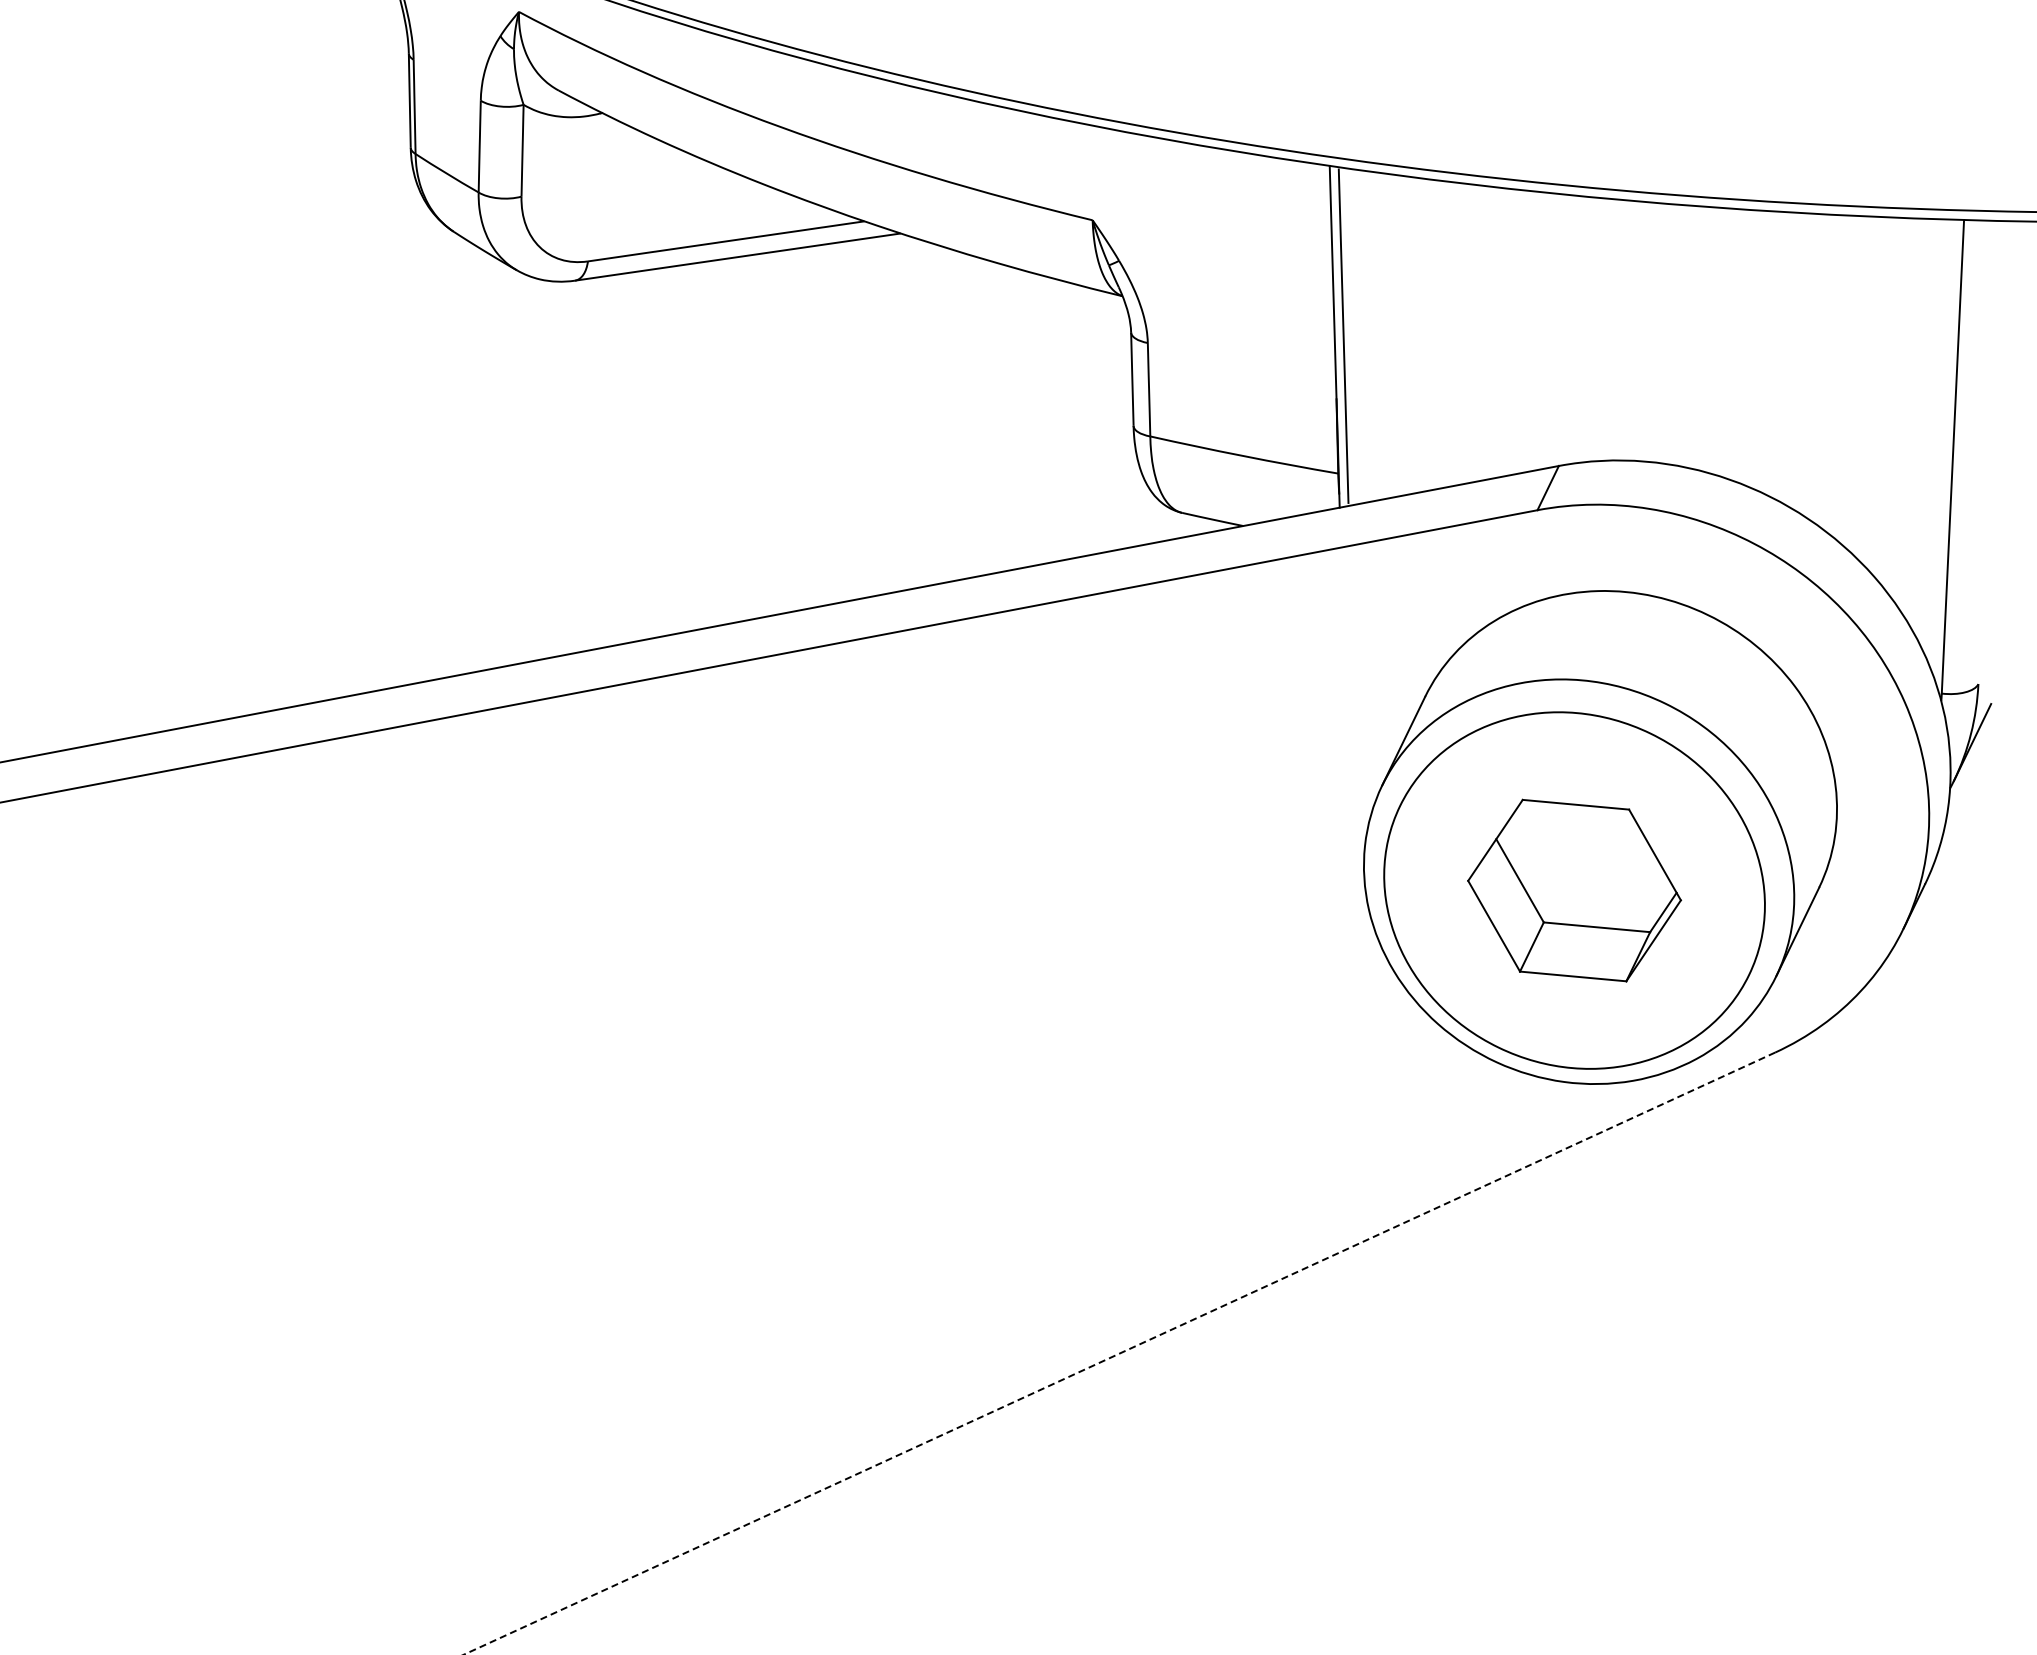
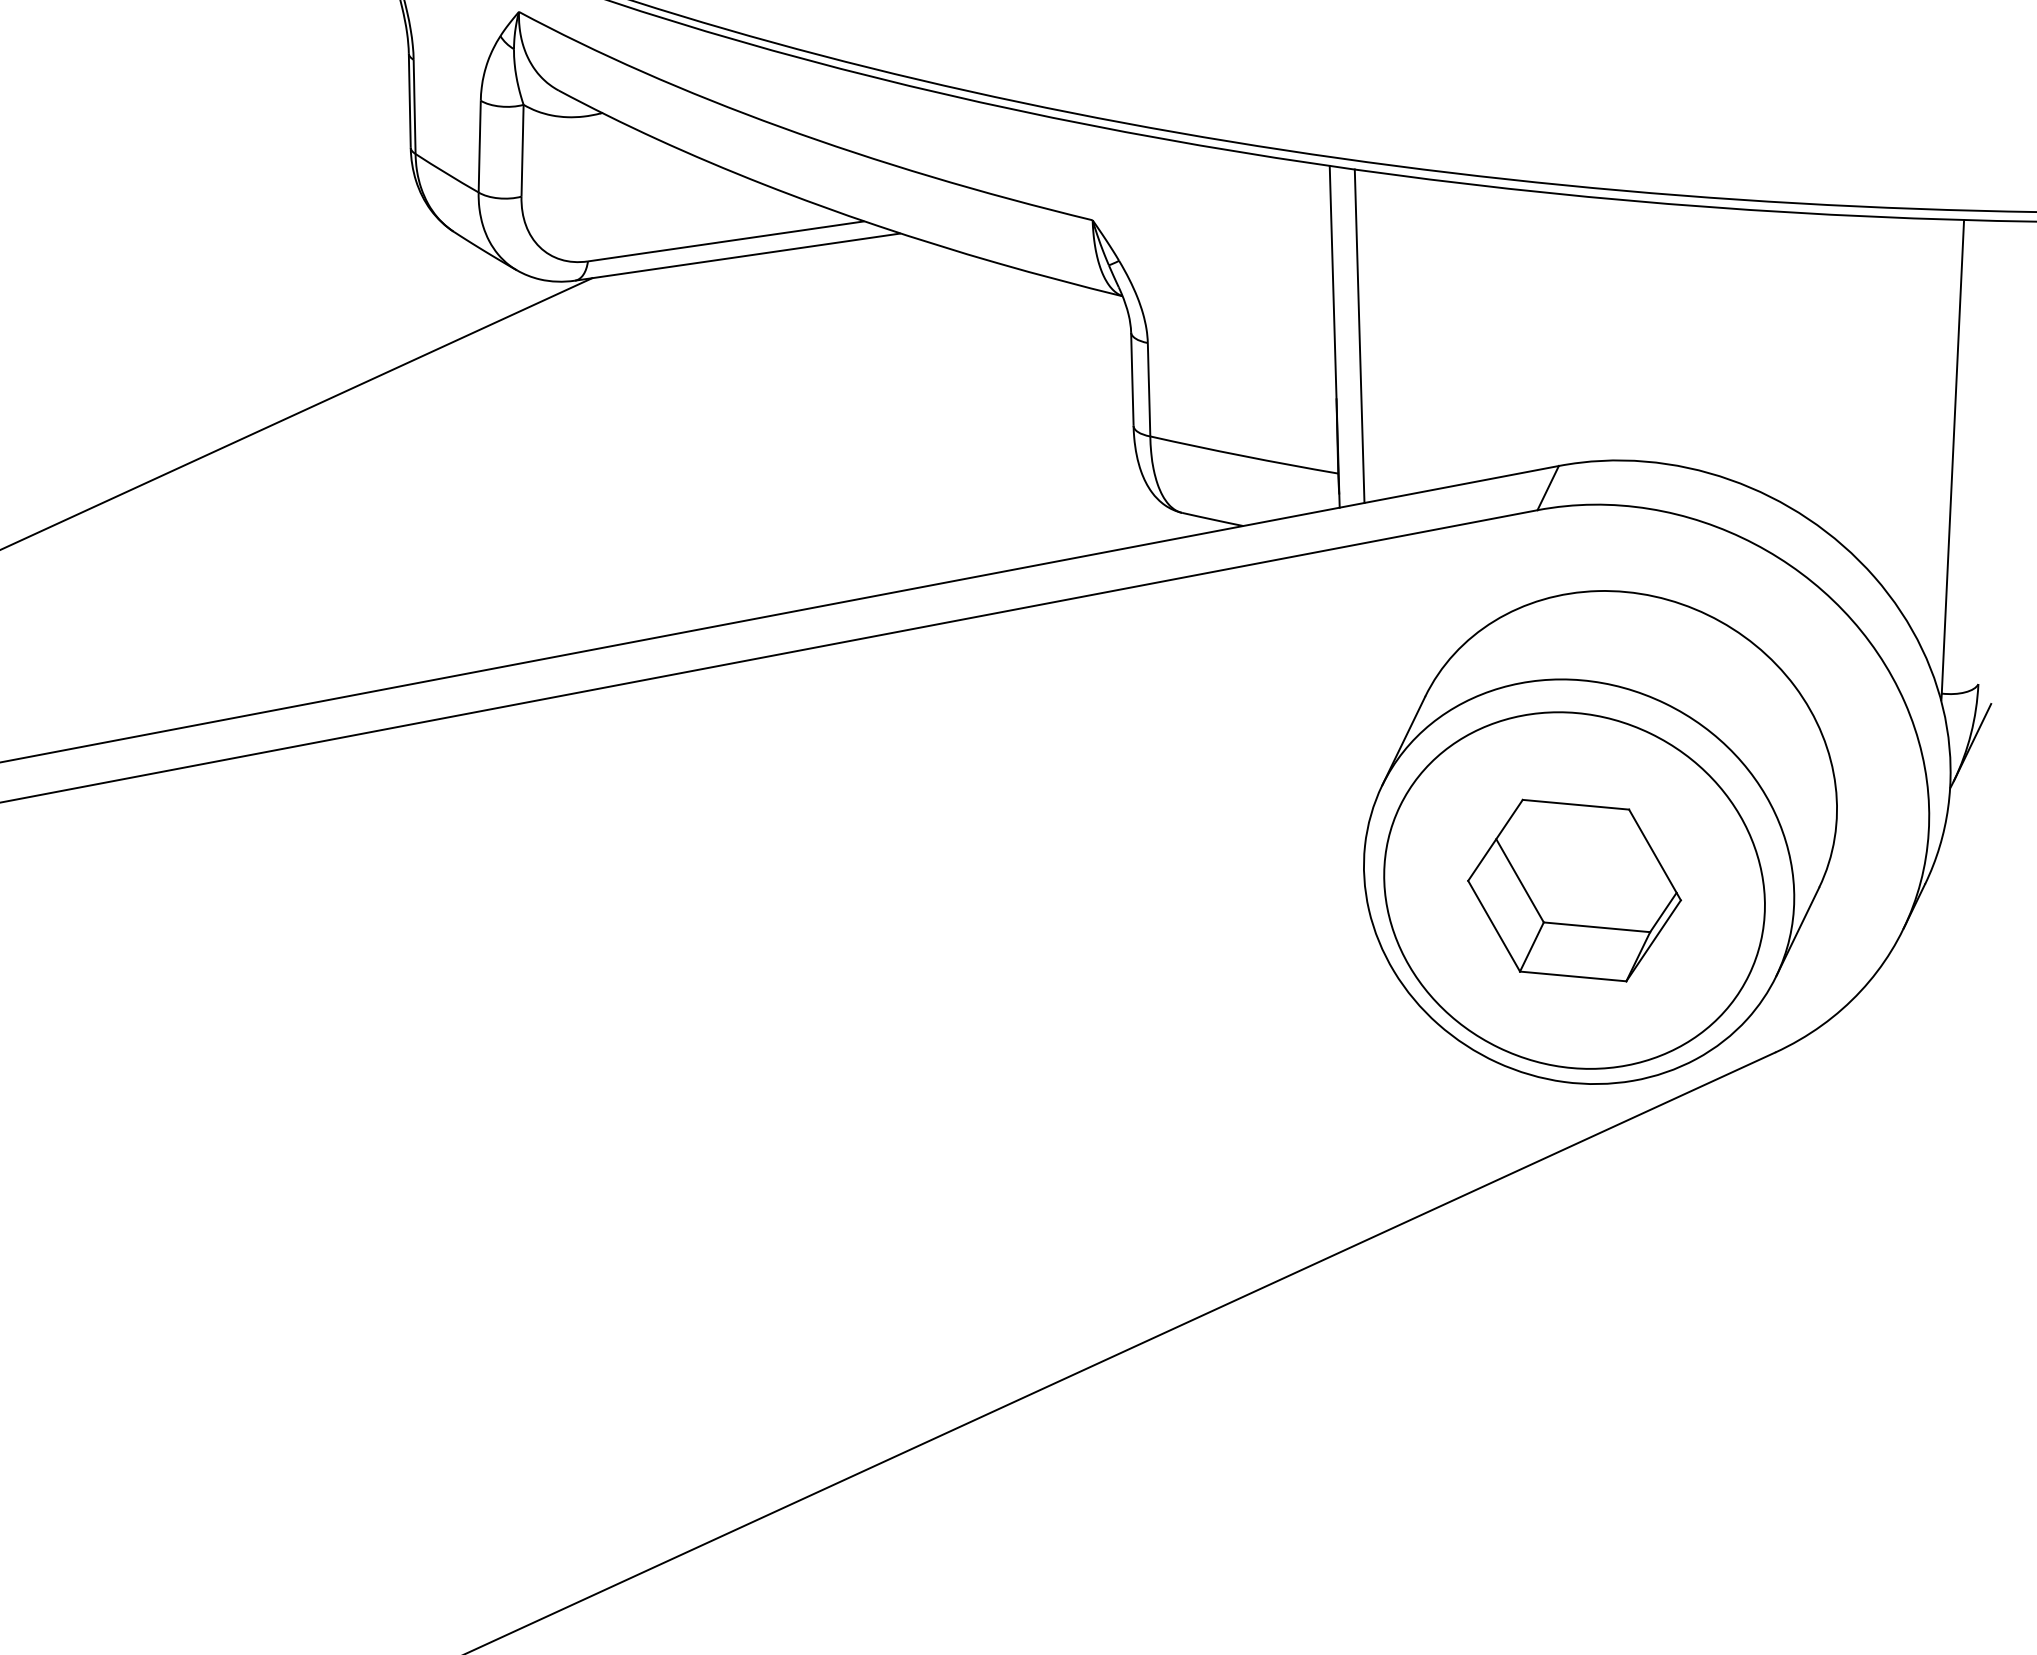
line position: (1343, 335) -> (1359, 335) (1359, 335)
line: none -> present (297, 413)
line: dashed -> solid (1119, 1353)
